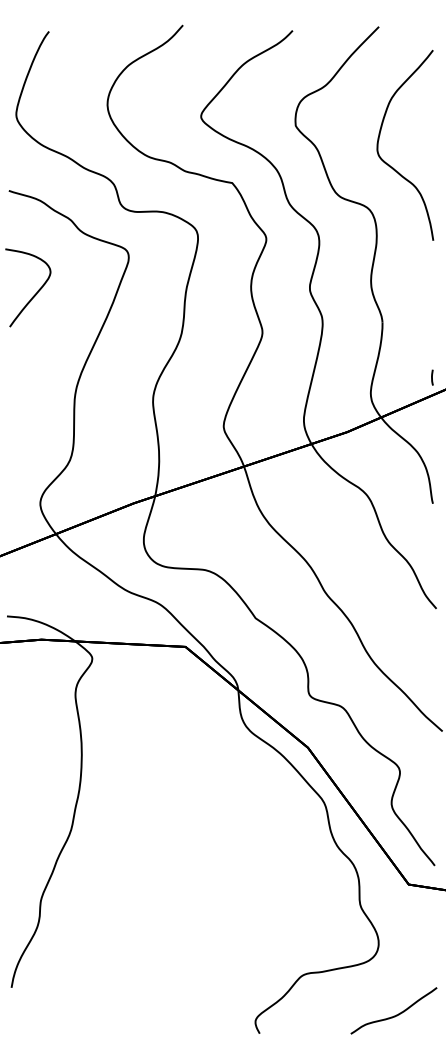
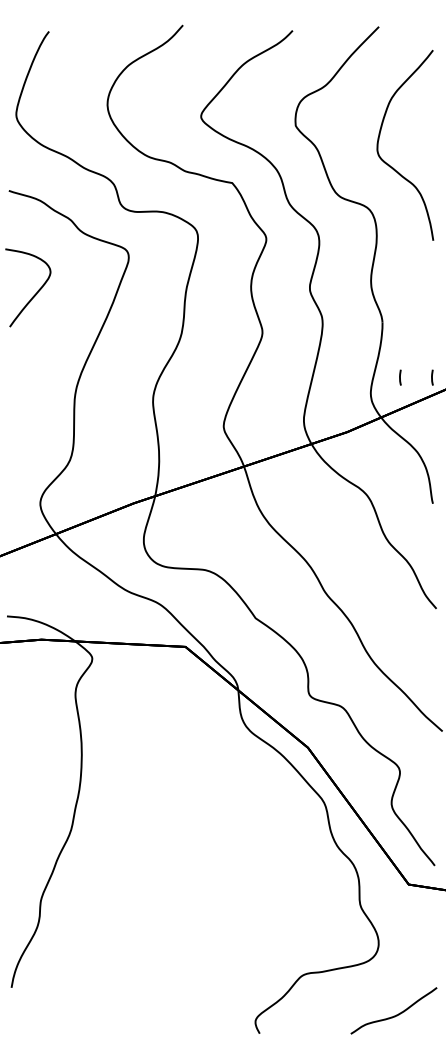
line: none -> present (400, 377)
